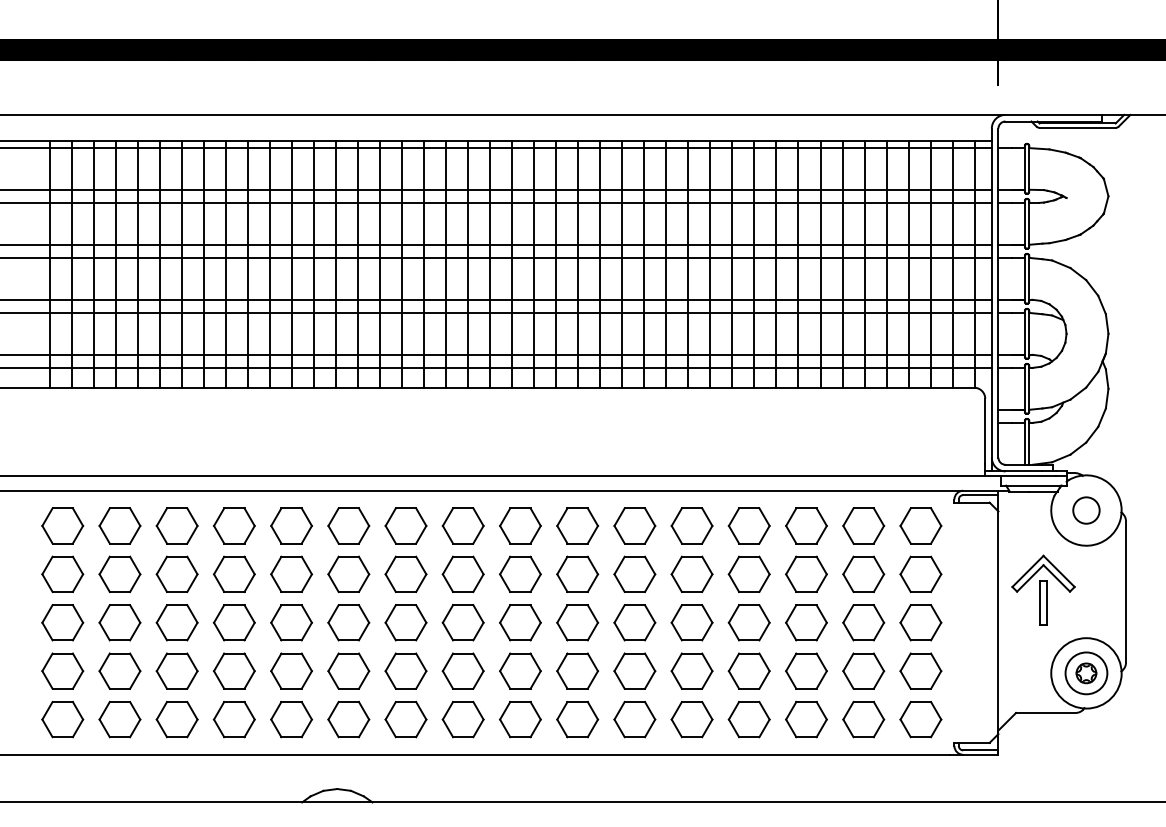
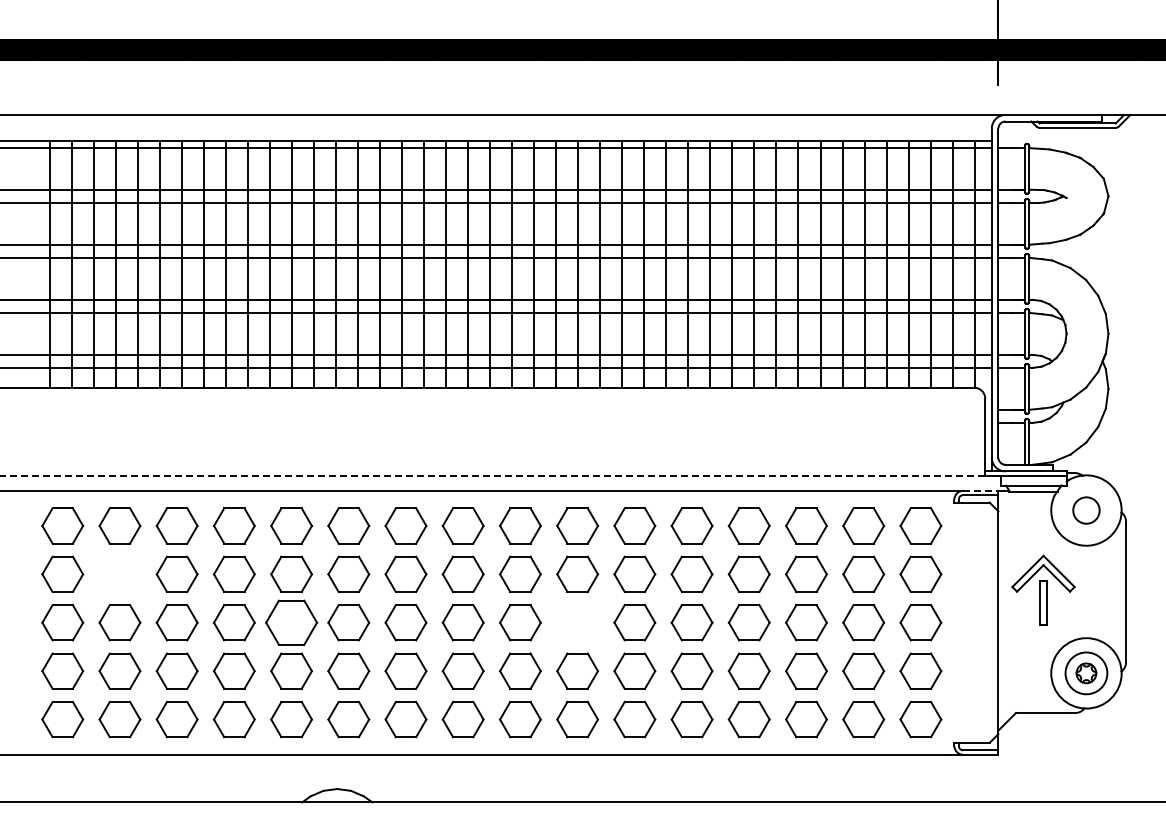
line: solid -> dashed (493, 475)
line: solid -> dashed (980, 490)
part: present -> none (119, 573)
part size: 43x38 px -> 54x47 px (291, 622)
part: present -> none (577, 622)
